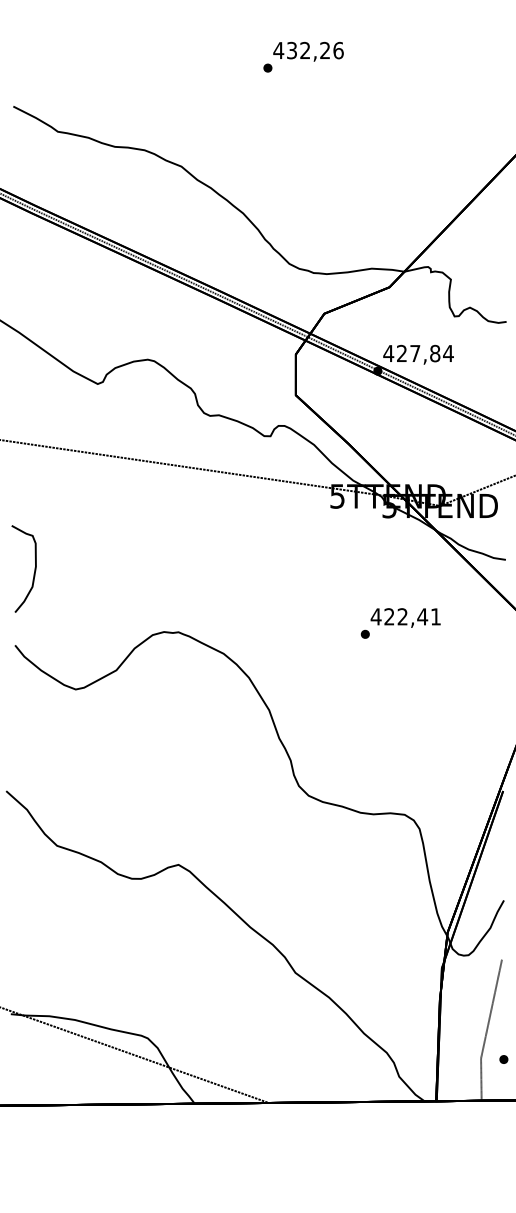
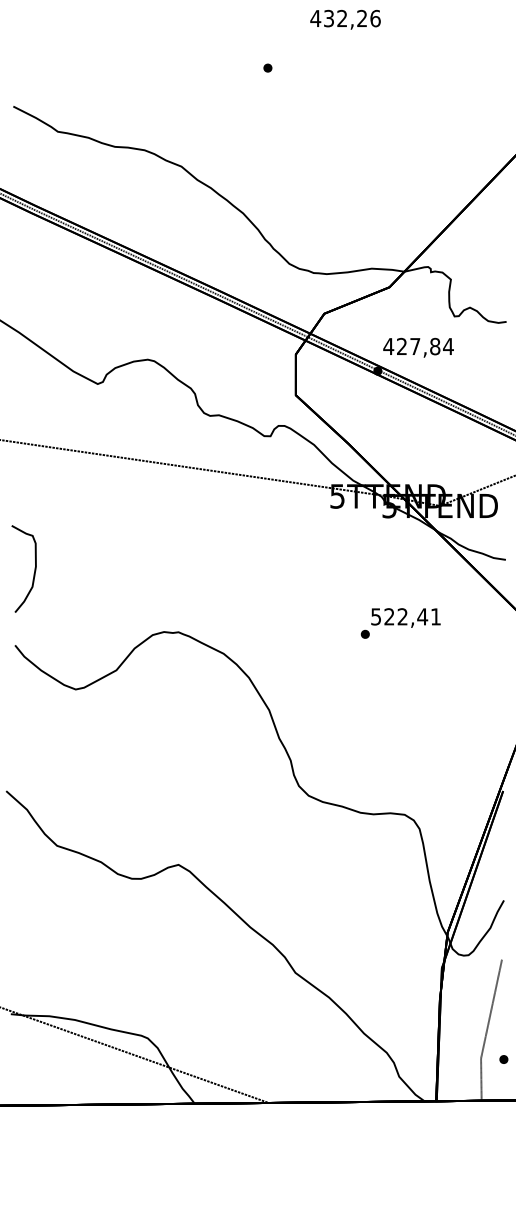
text position: (308, 51) -> (345, 19) (345, 19)
text position: (418, 354) -> (418, 347) (418, 347)
text: 422,41 -> 522,41 (375, 616)
